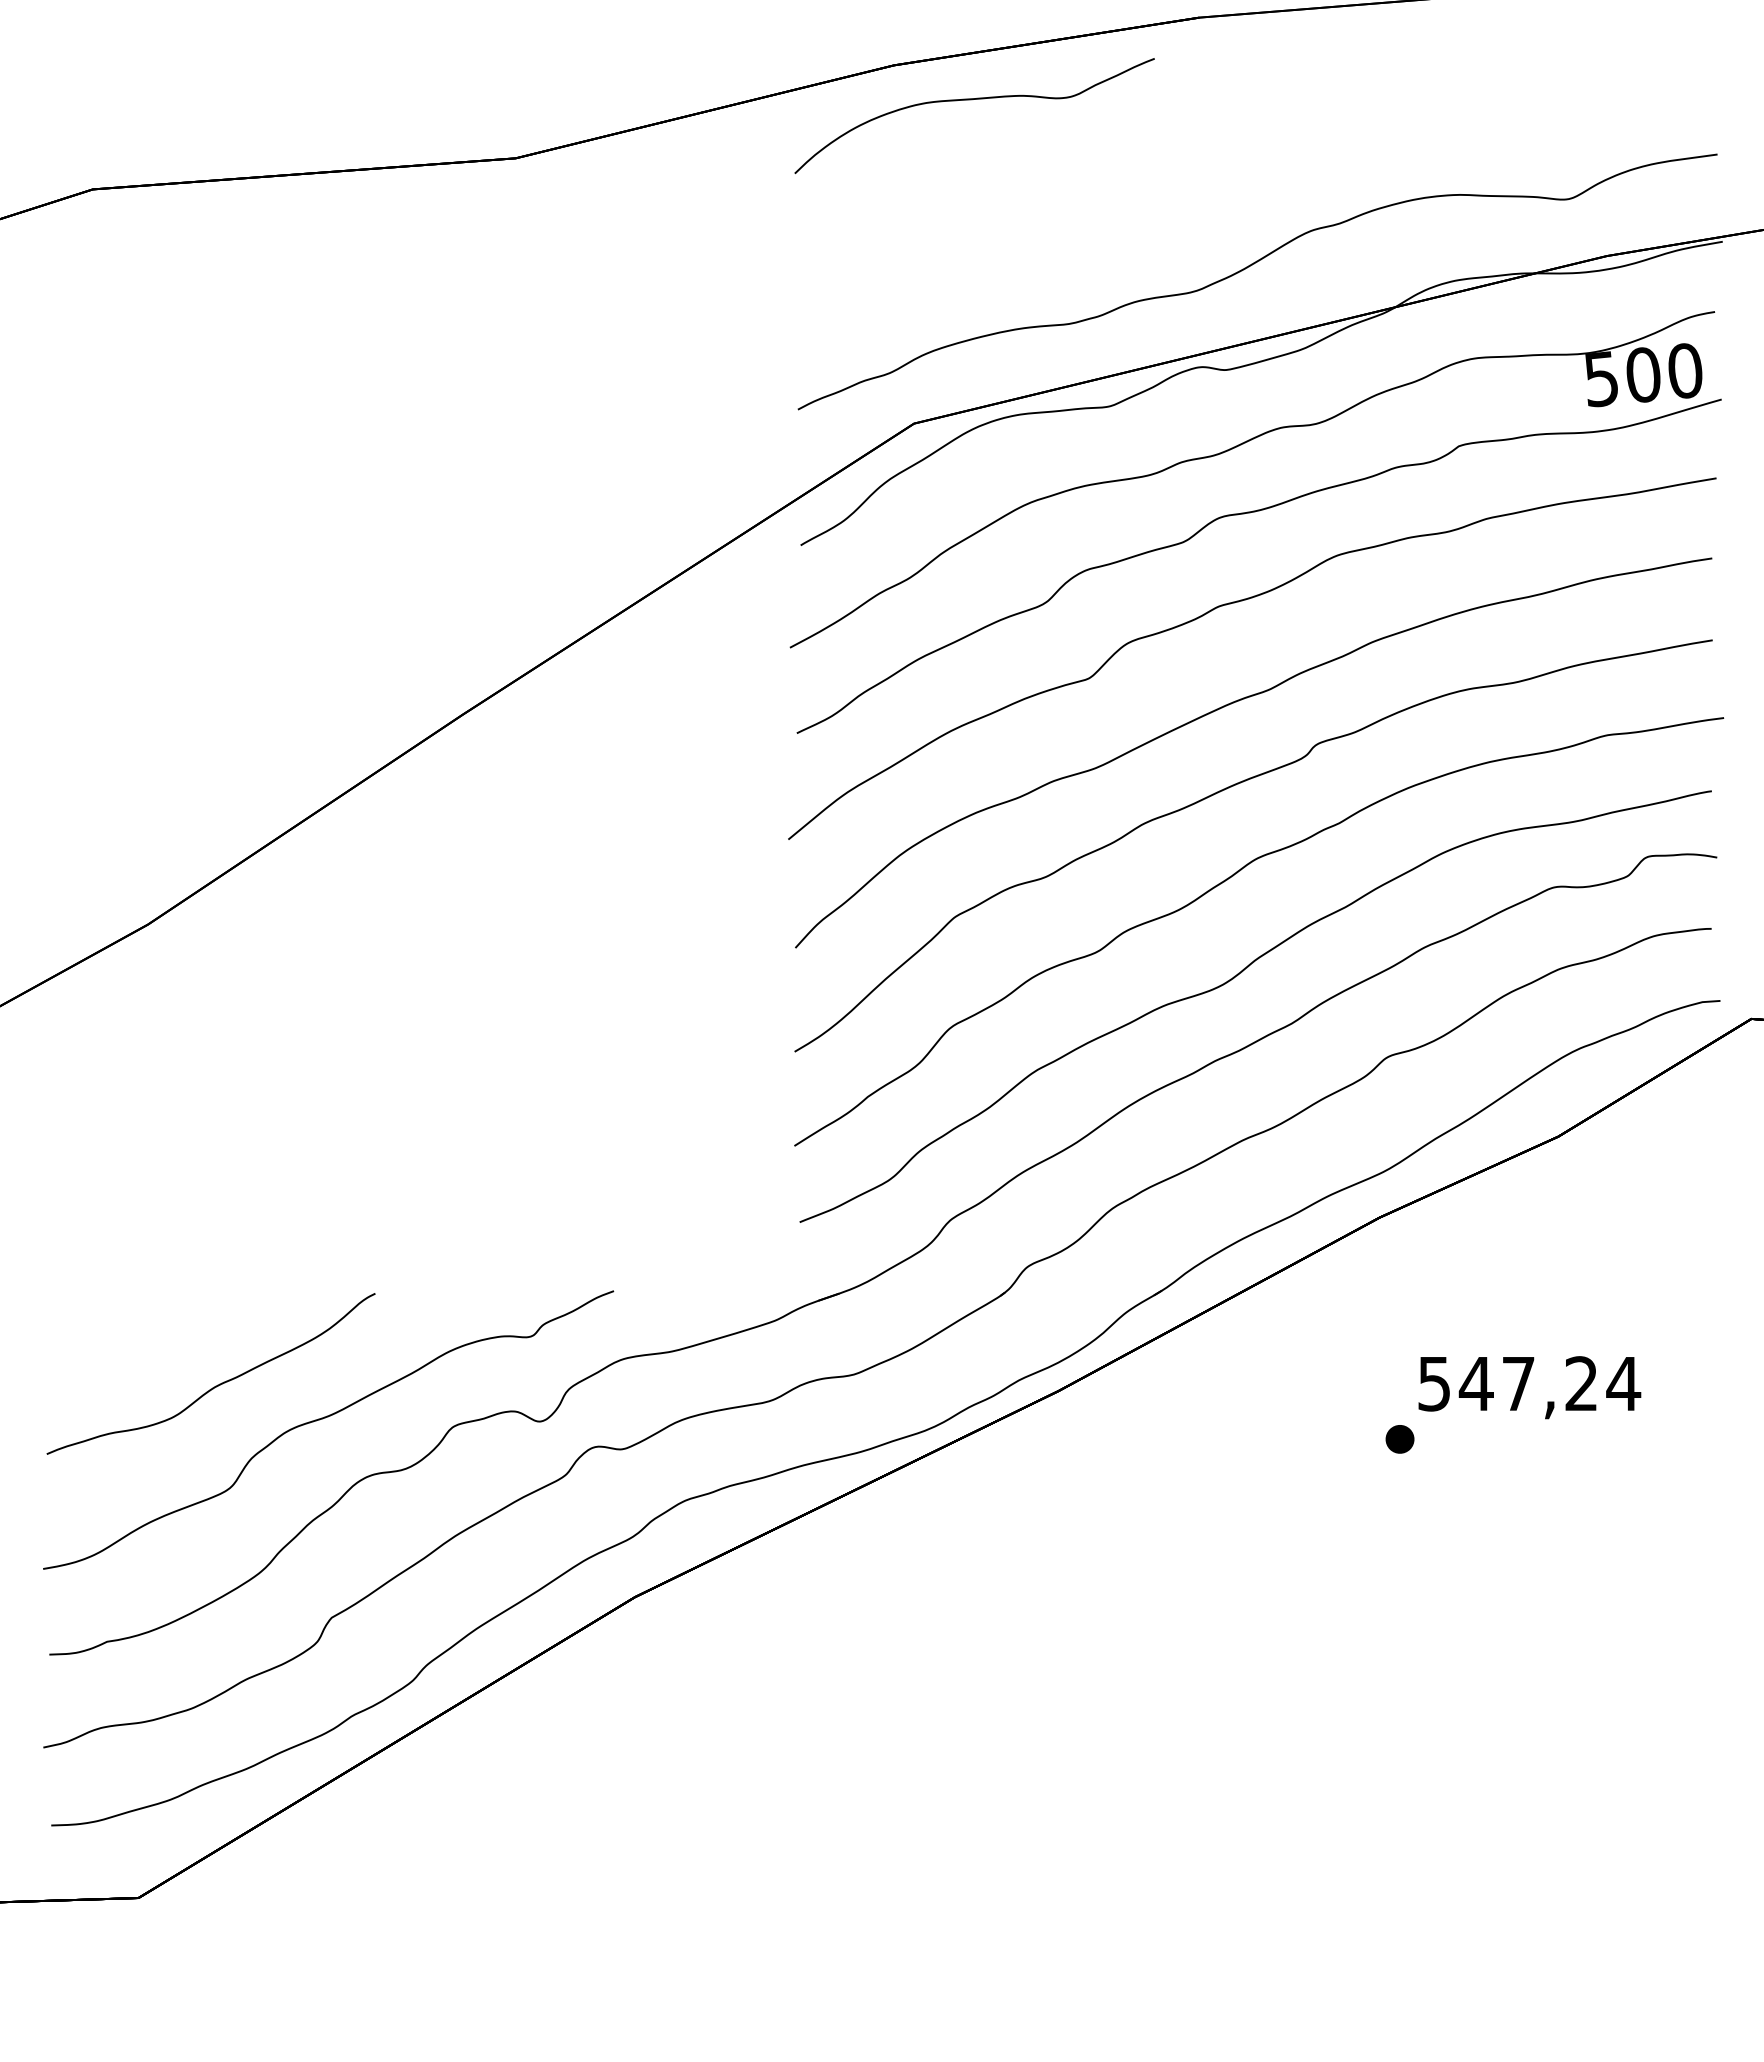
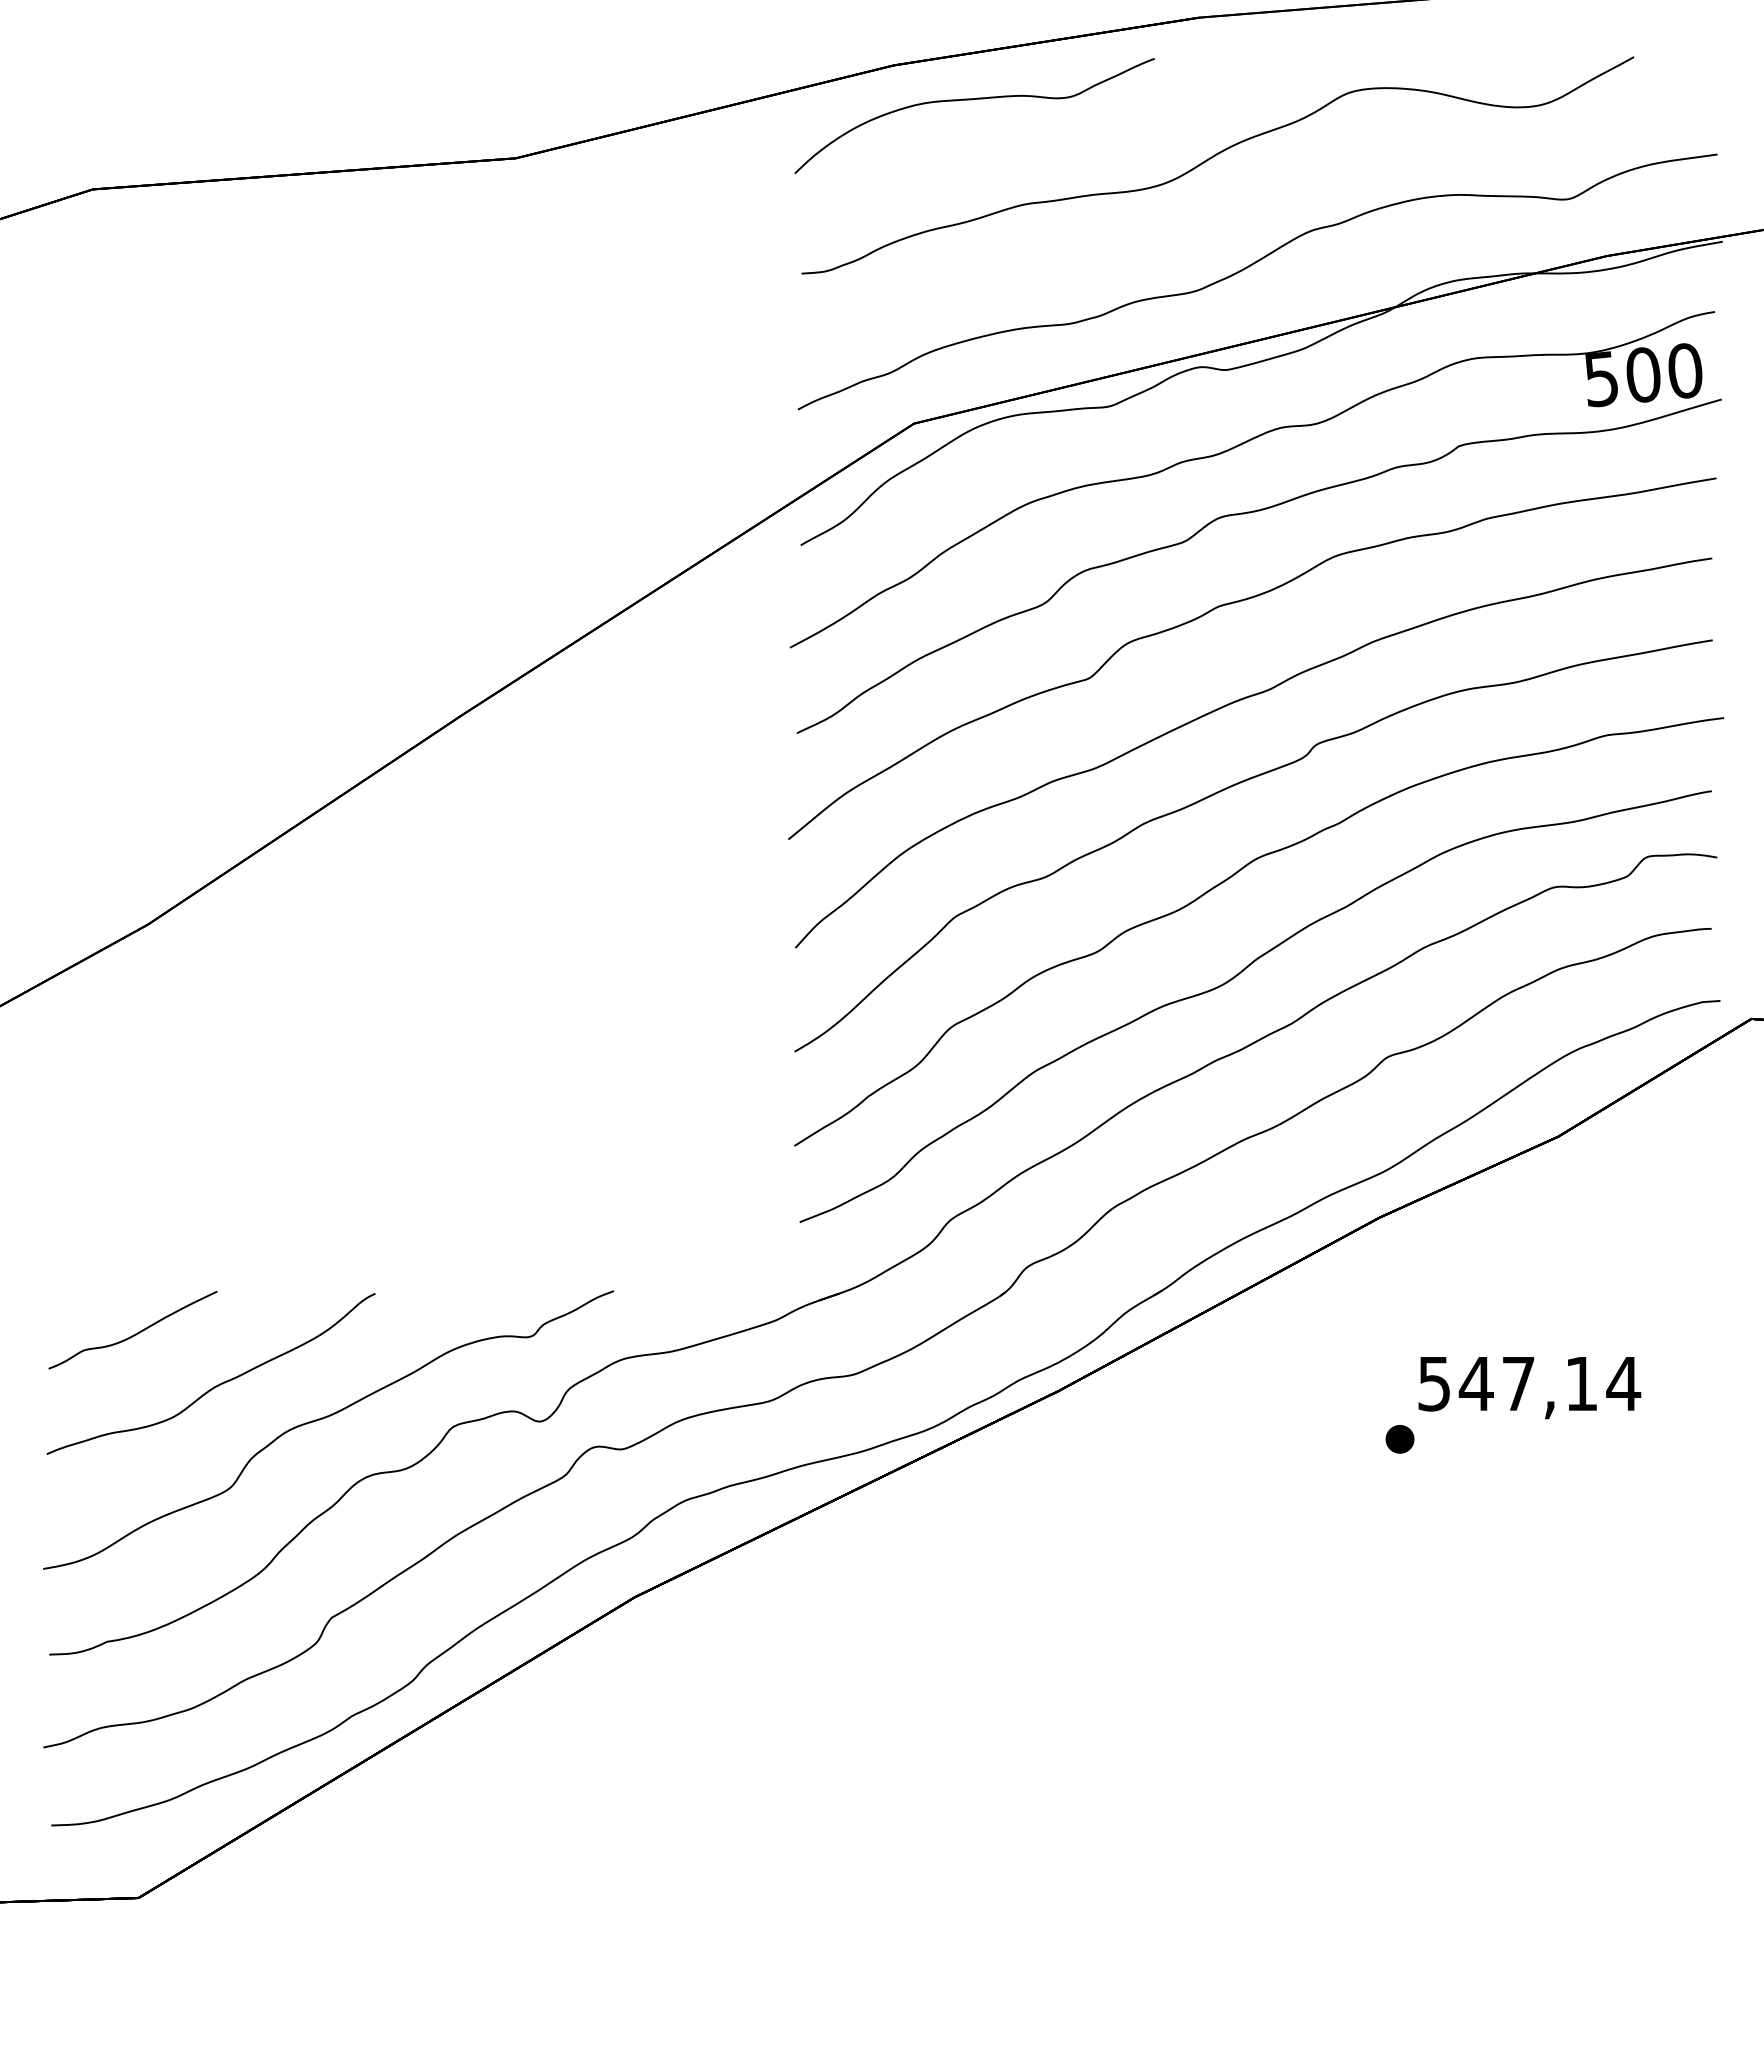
part: none -> present (1212, 158)
curve: none -> present (135, 1333)
text: 547,24 -> 547,14 (1580, 1383)
